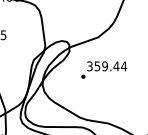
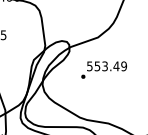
text: 359.44 -> 553.49 (107, 66)
